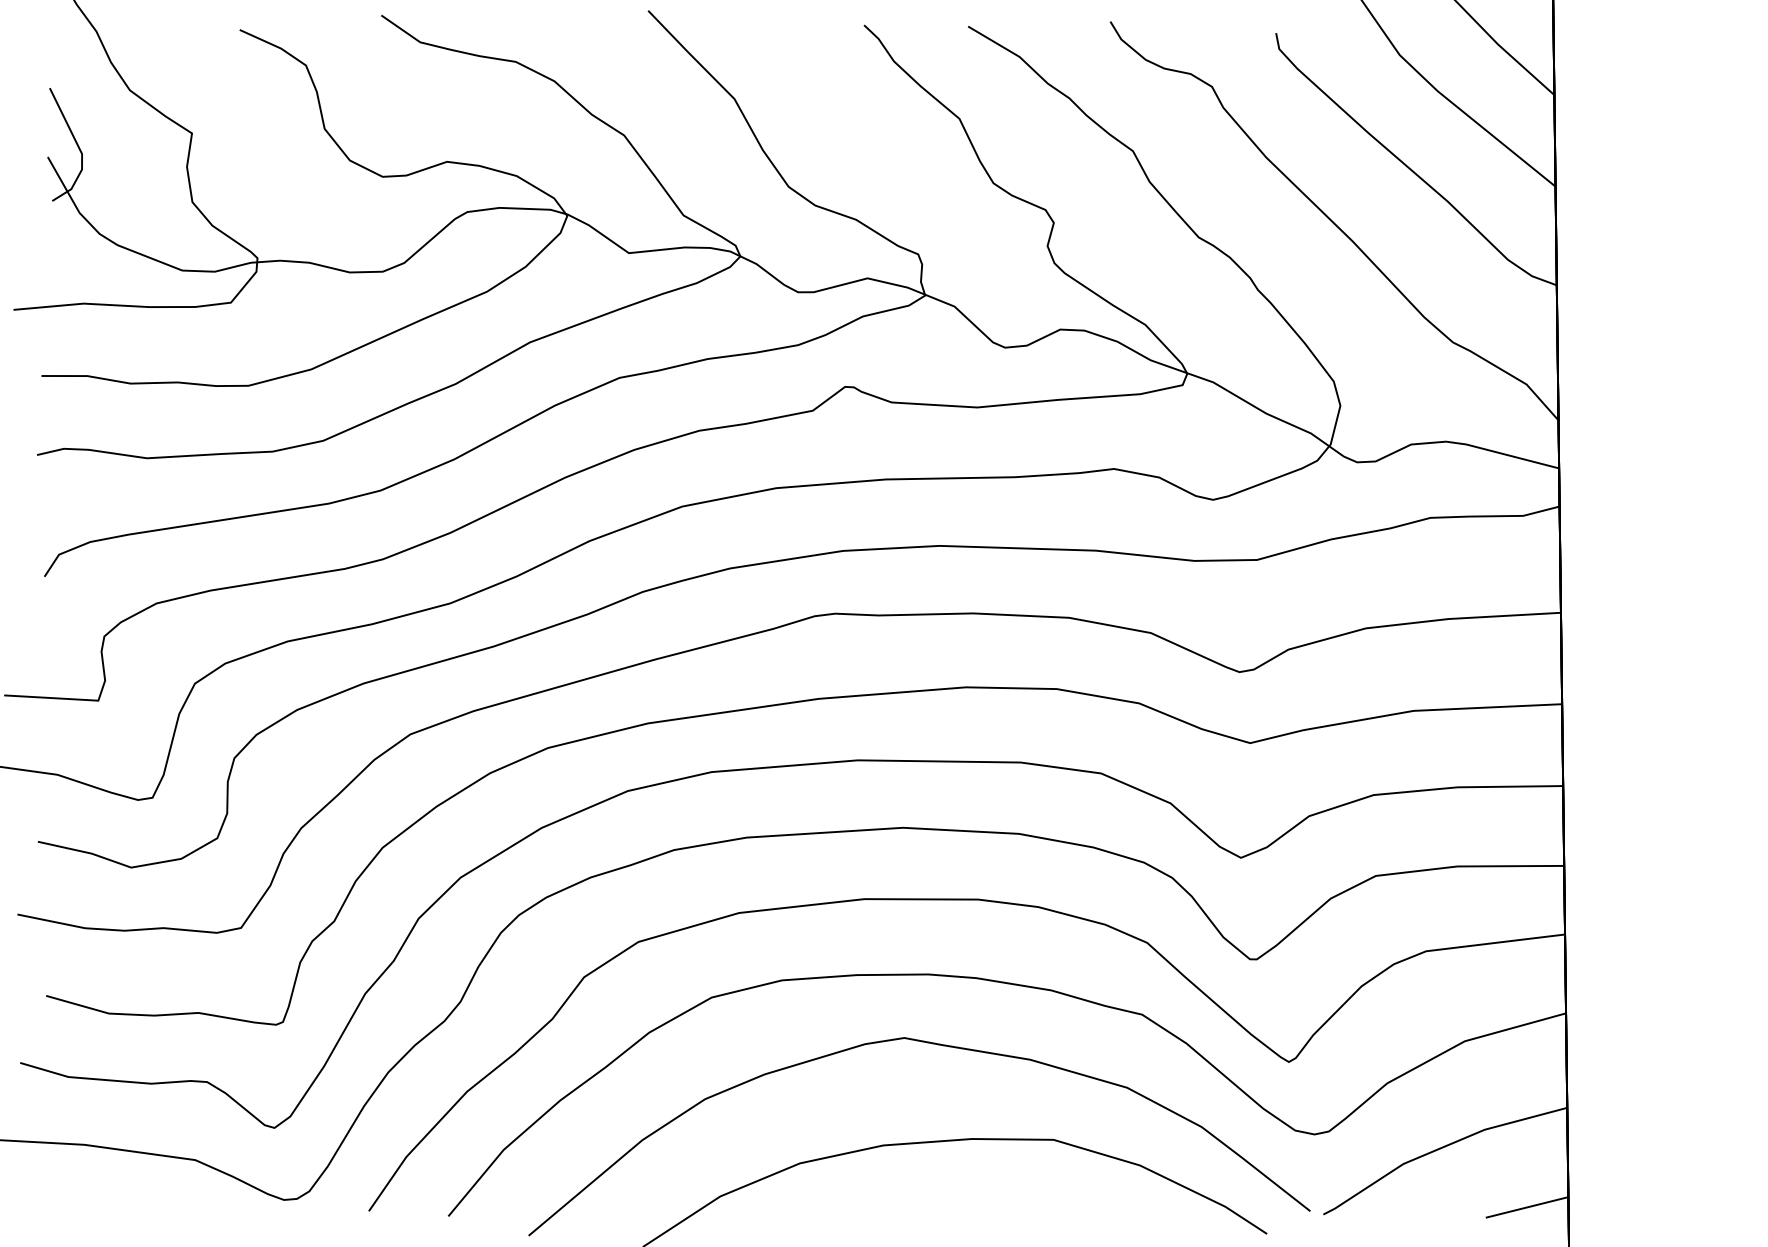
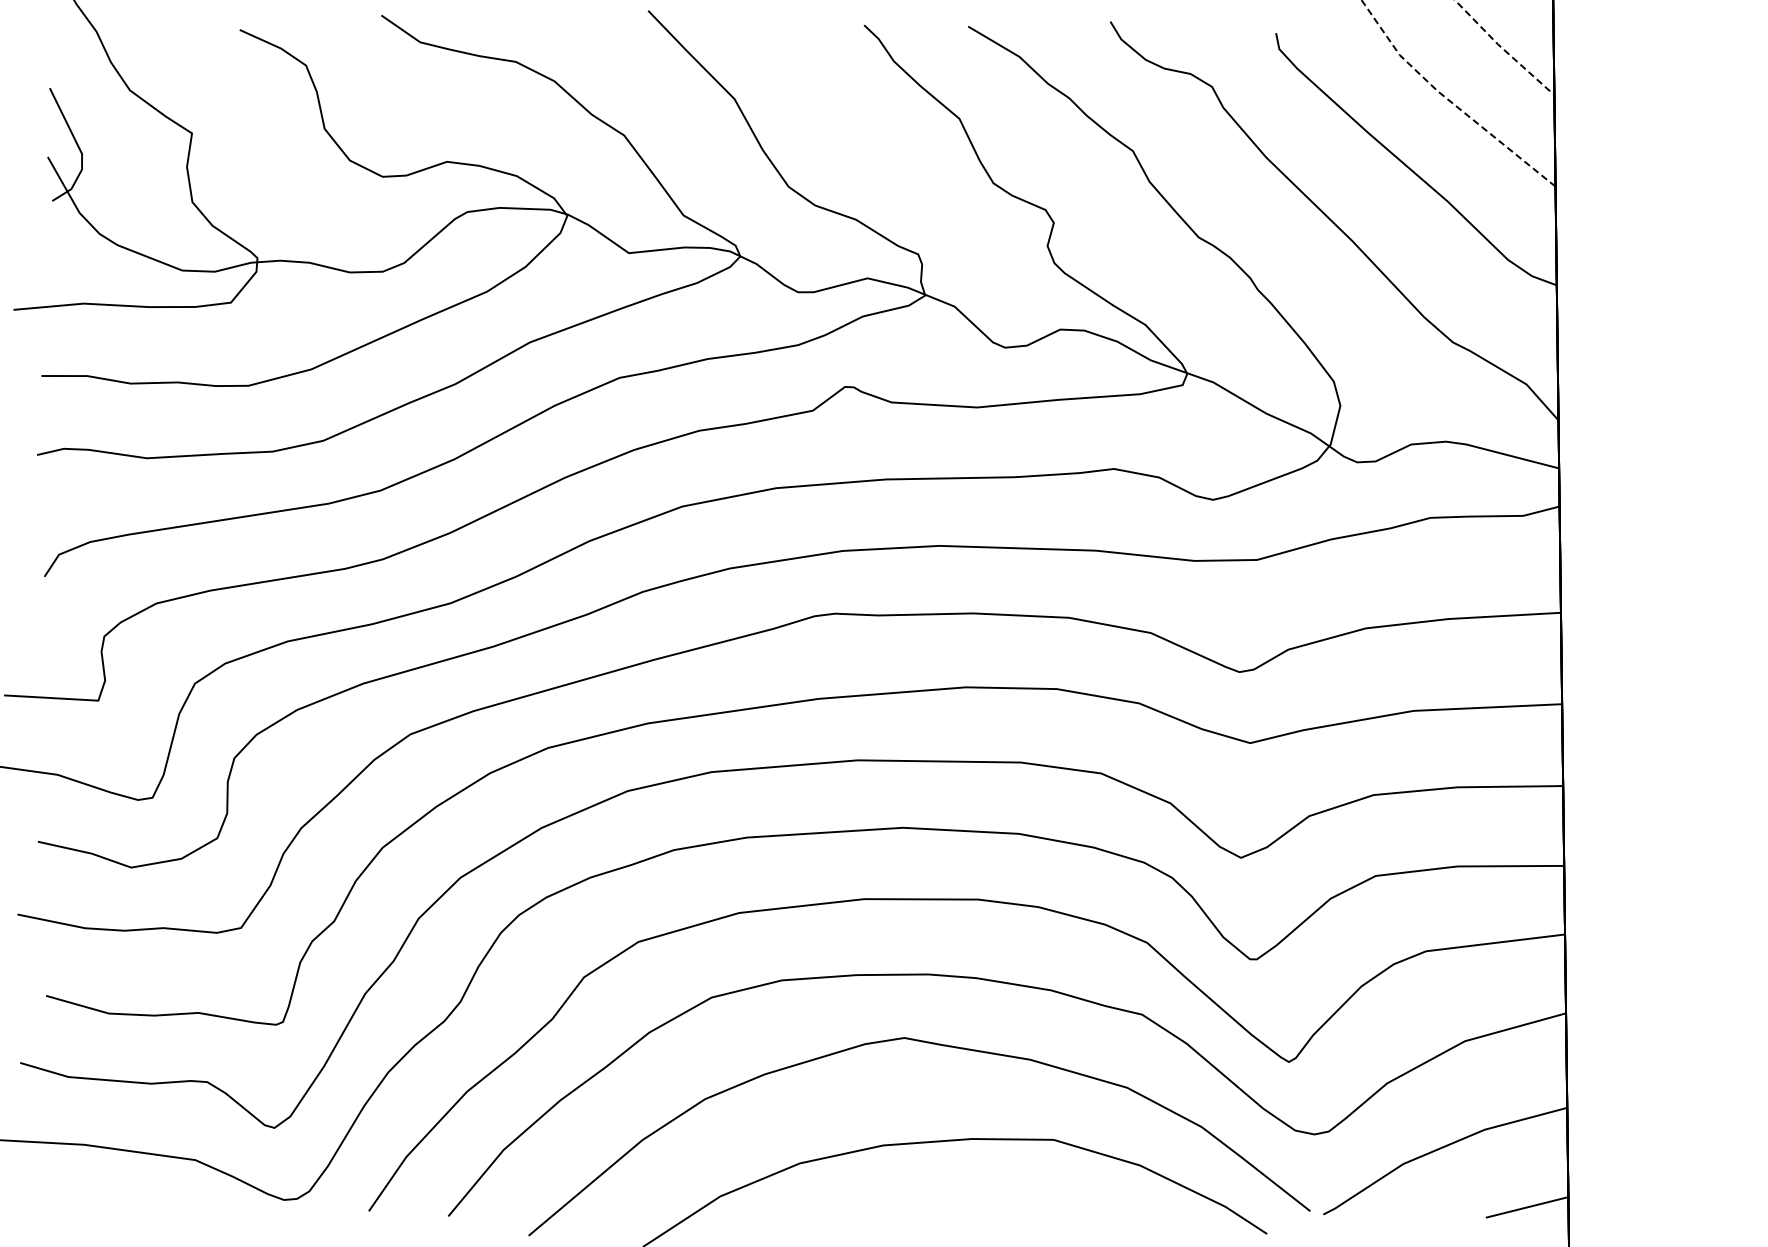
line: solid -> dashed (1503, 49)
line: solid -> dashed (1449, 100)
